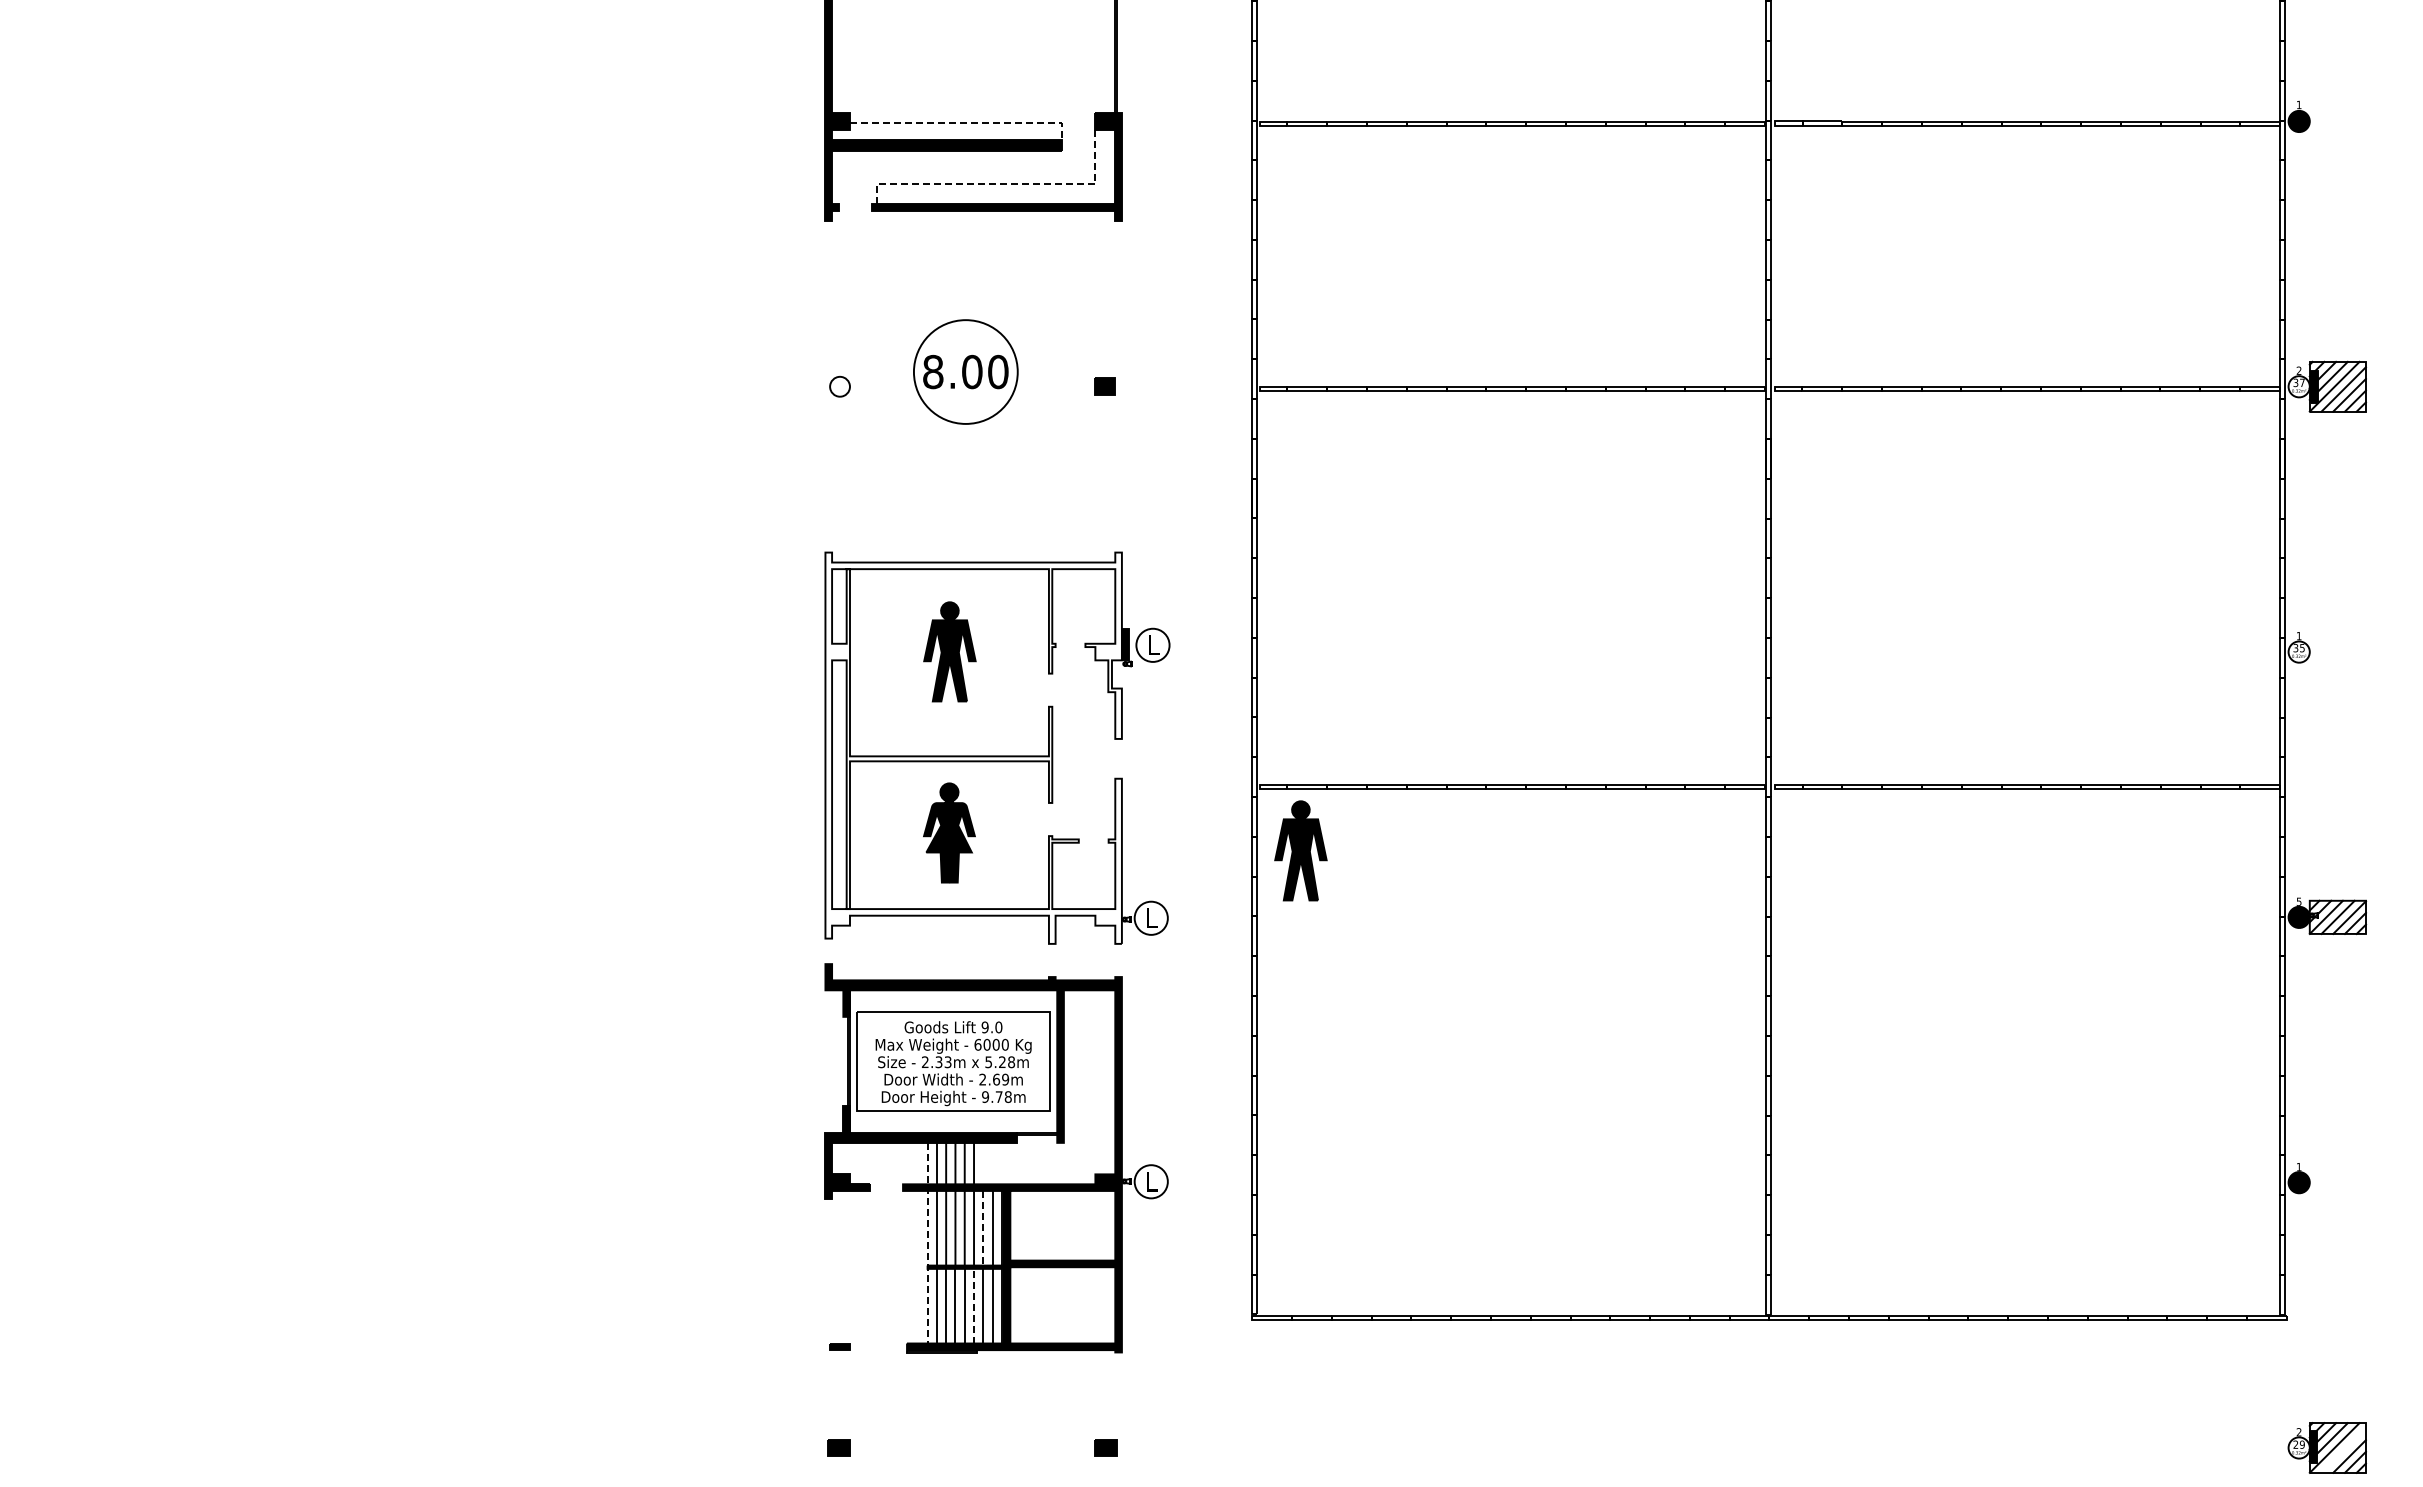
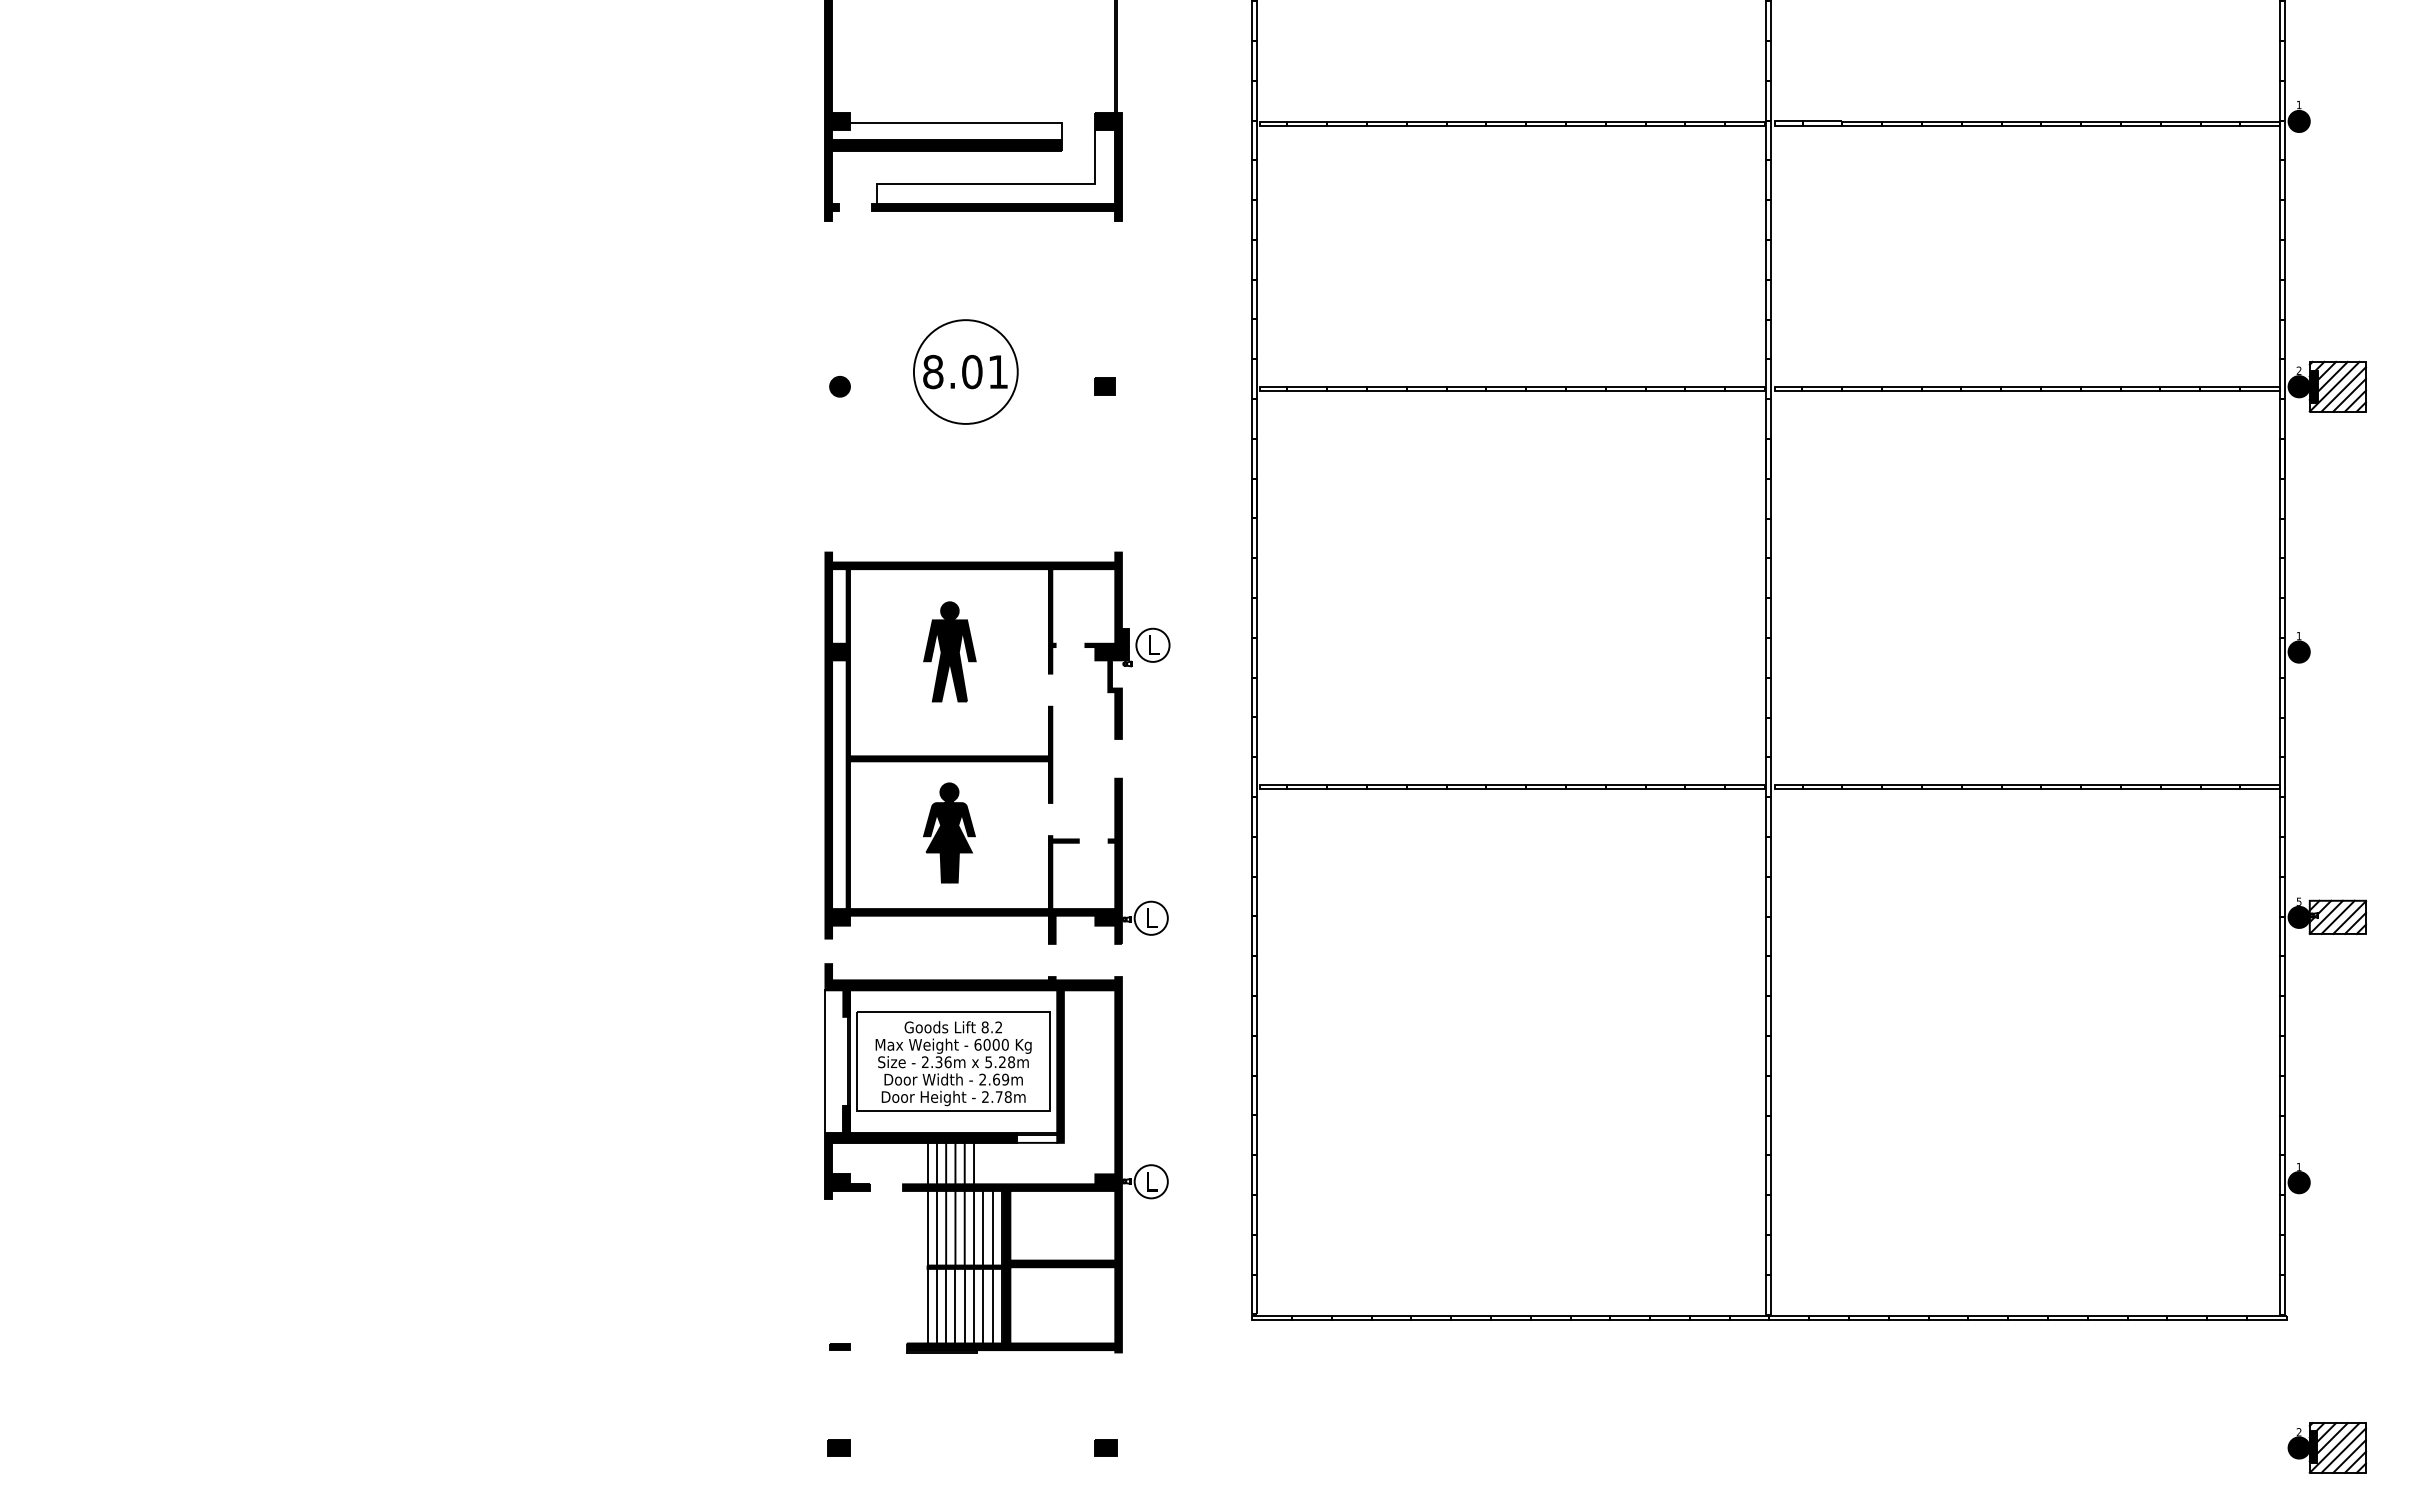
line: dashed -> solid (965, 123)
line: dashed -> solid (1003, 184)
text: 8.00 -> 8.01 (998, 371)
fill: none -> present (839, 386)
fill: none -> present (2298, 386)
fill: none -> present (2298, 651)
fill: none -> present (973, 747)
part: present -> none (1300, 850)
text: 9.0 -> 8.2 (991, 1027)
line: none -> present (825, 1061)
text: 2.33m -> 2.36m (947, 1062)
text: 9.78m -> 2.78m (985, 1096)
line: none -> present (1037, 1142)
line: dashed -> solid (983, 1228)
line: dashed -> solid (927, 1243)
line: dashed -> solid (974, 1305)
fill: none -> present (2298, 1447)
line: none -> present (2343, 1450)
